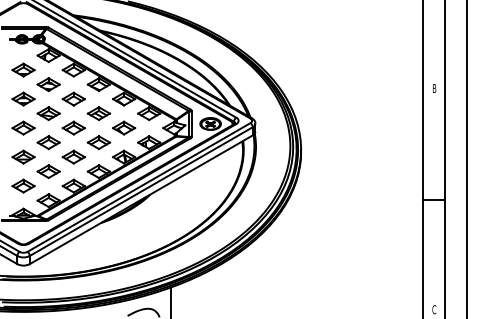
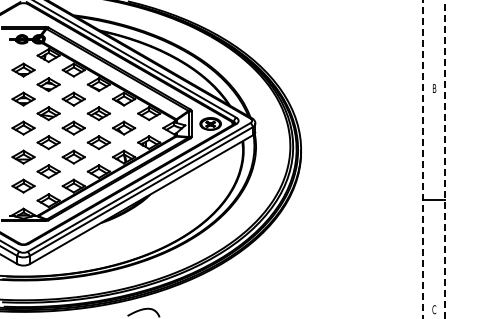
line: present -> none (467, 158)
line: solid -> dashed (422, 159)
line: solid -> dashed (444, 159)
line: present -> none (170, 301)
